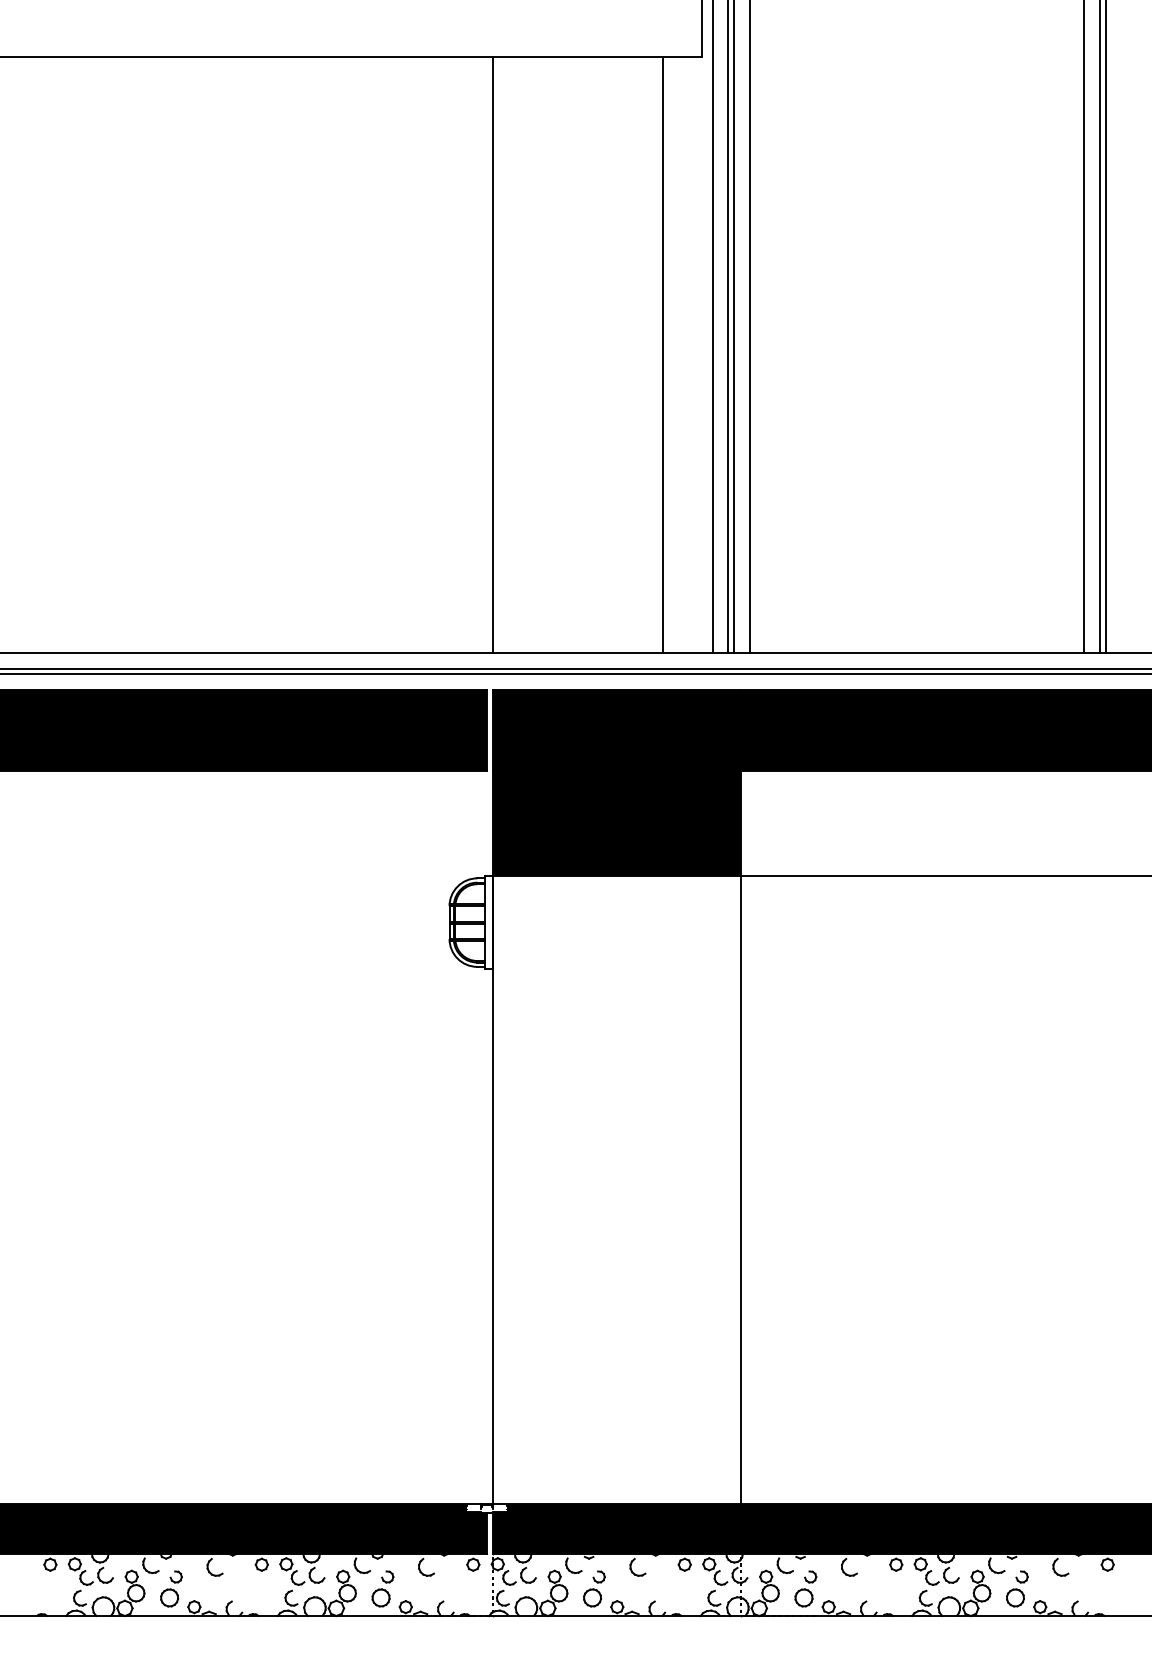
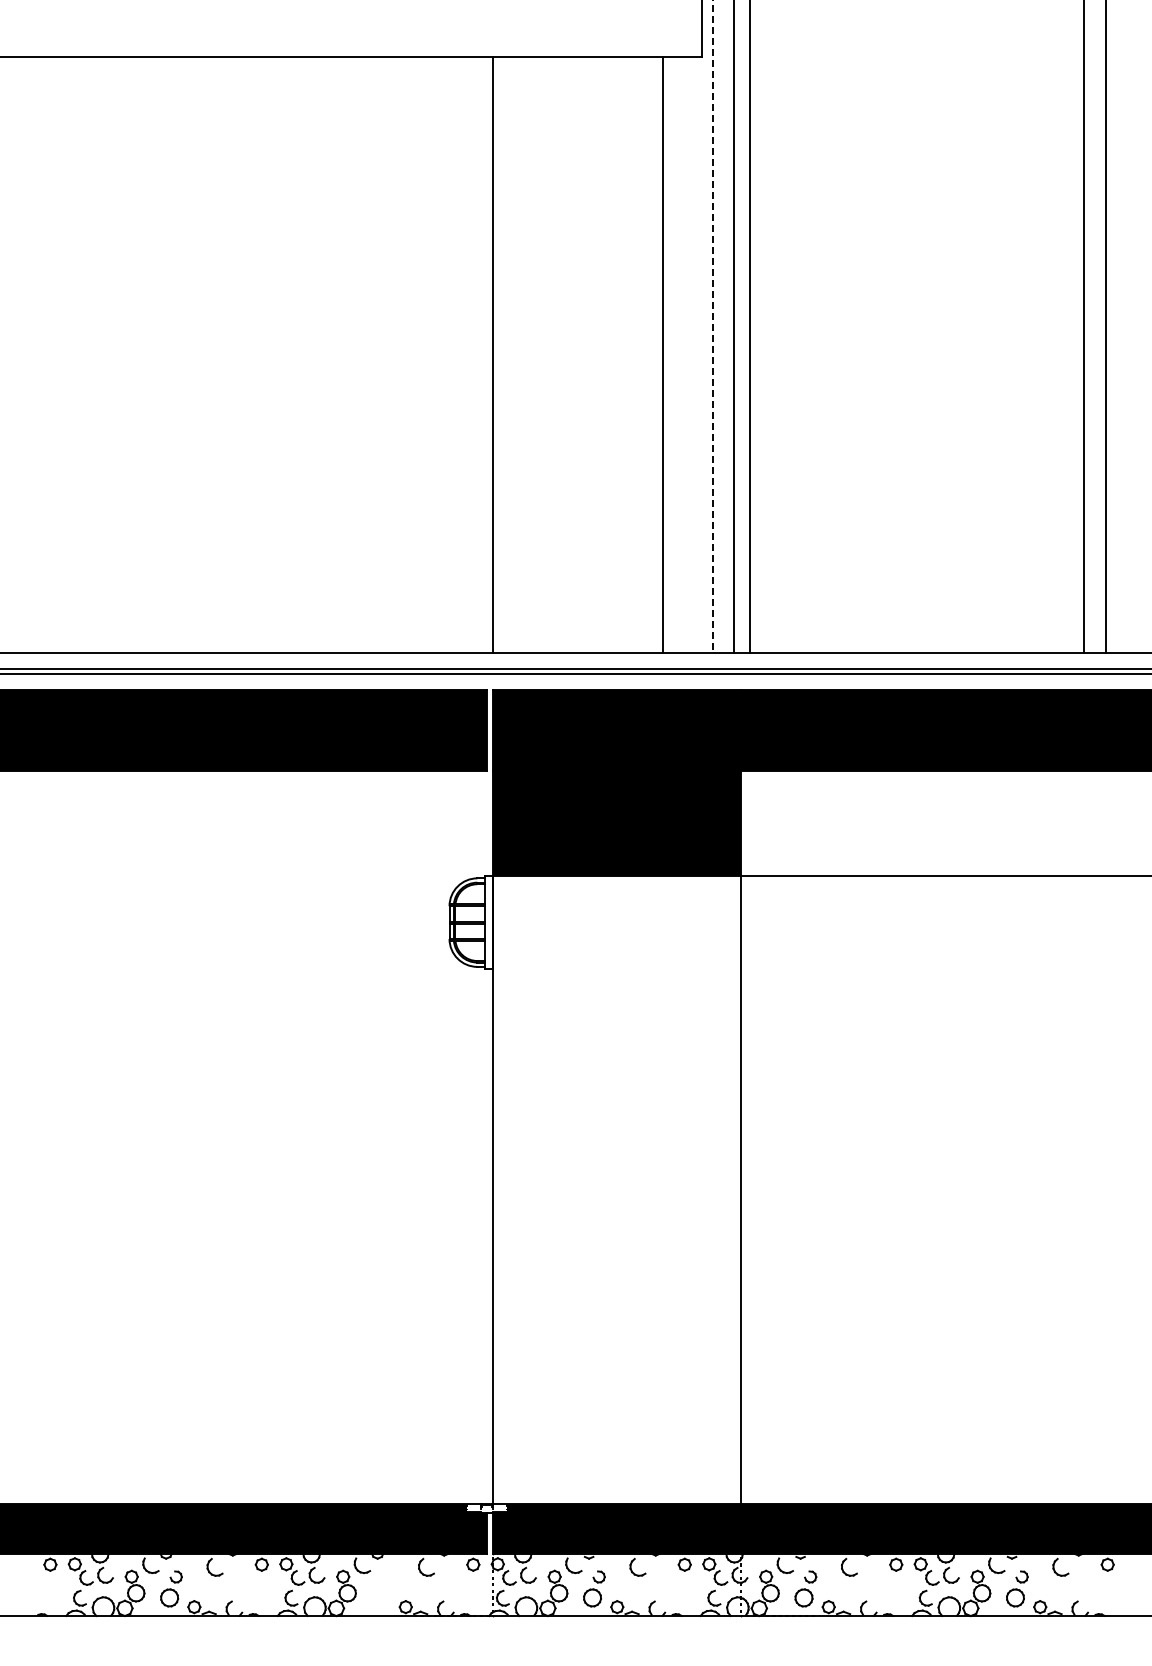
line: solid -> dashed (712, 326)
line: present -> none (728, 327)
line: present -> none (1099, 327)
part: present -> none (382, 1588)
